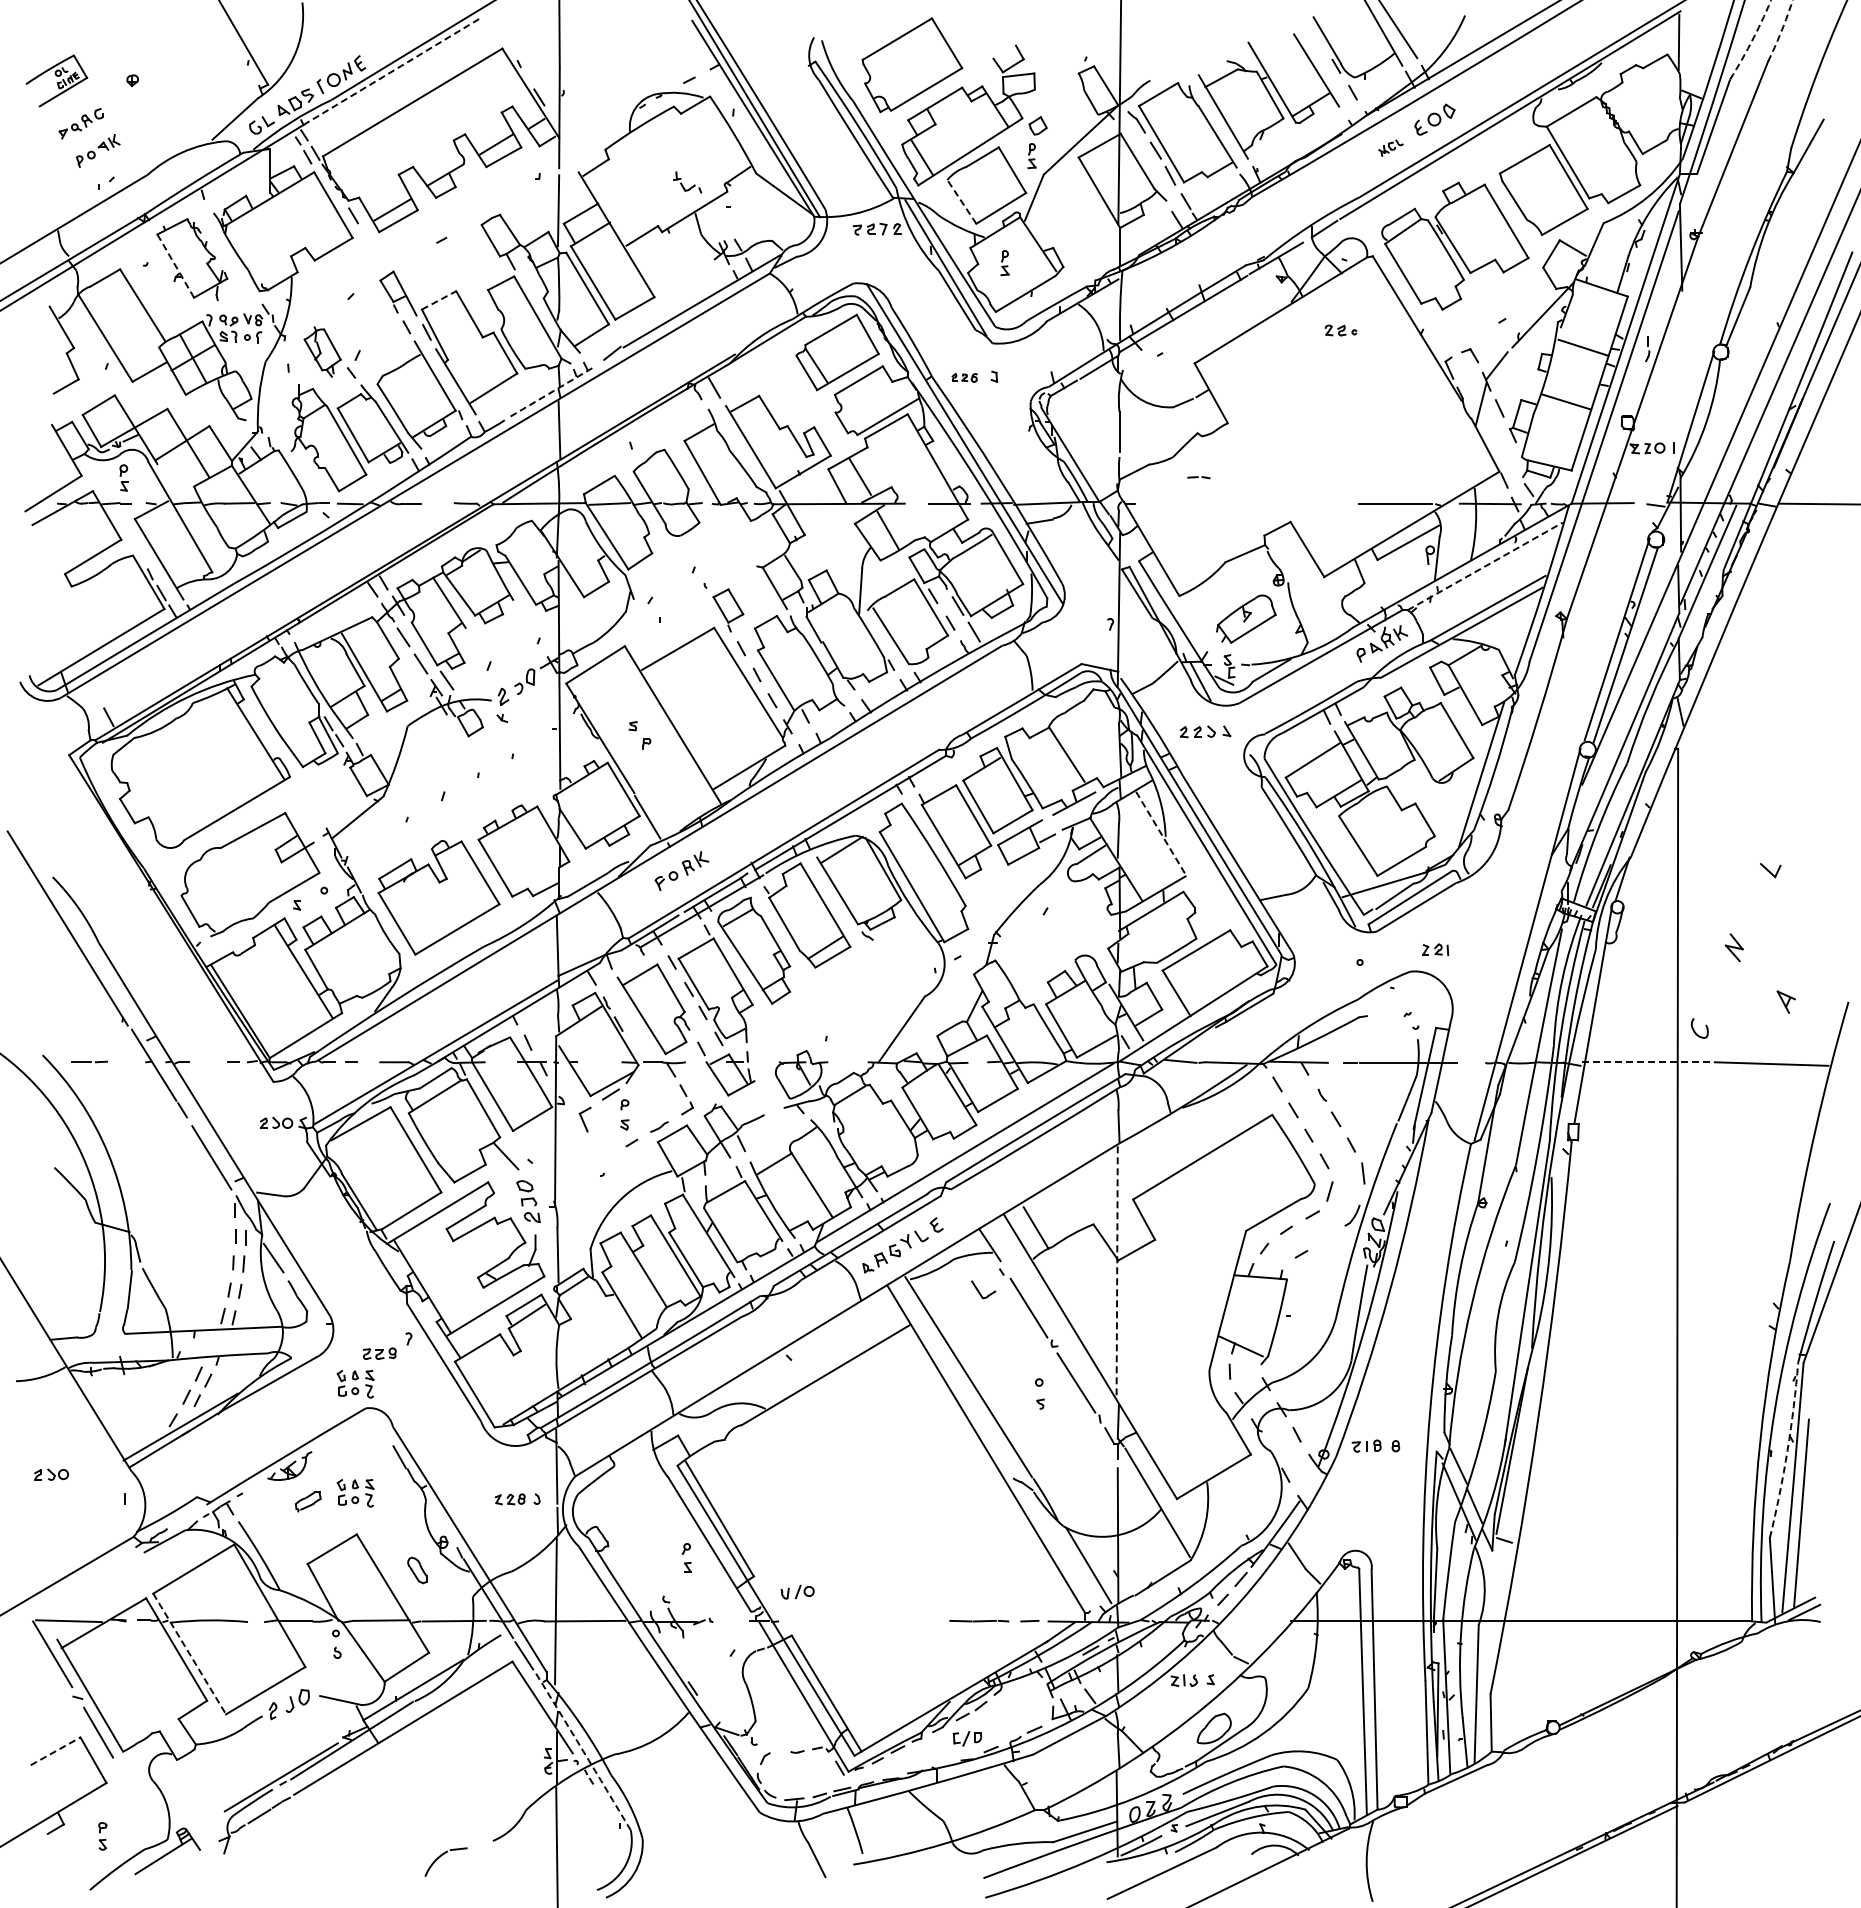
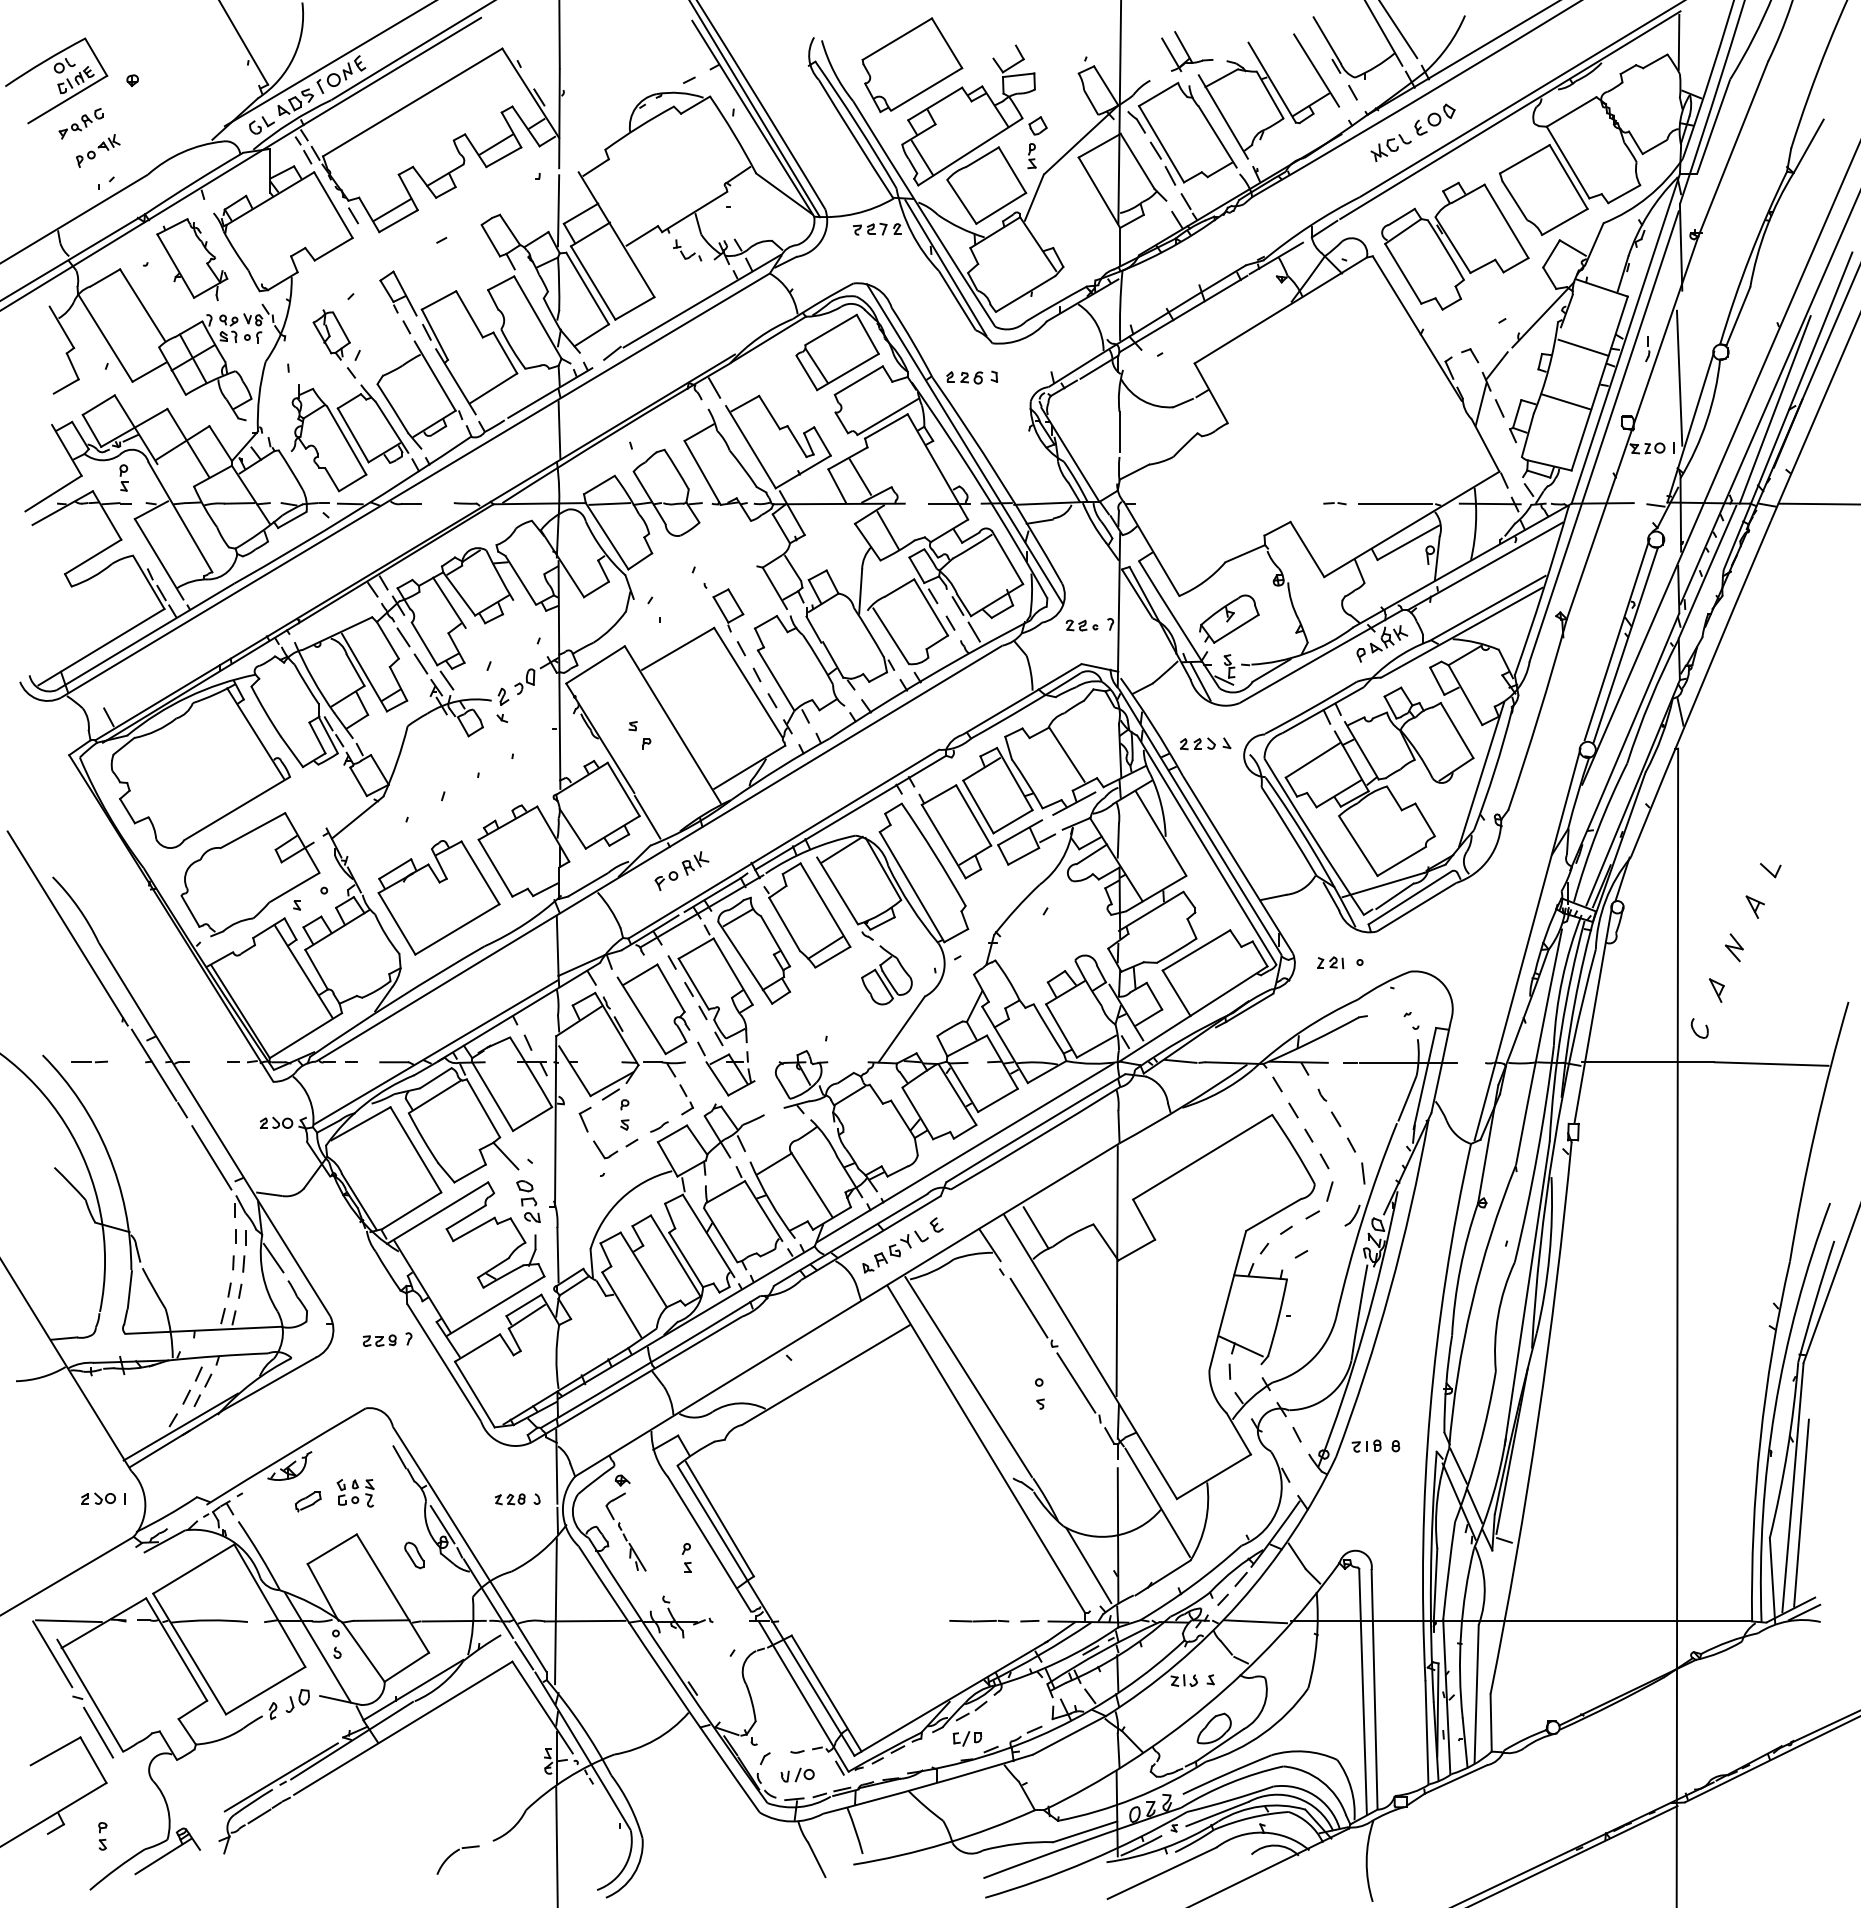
arc: dashed -> solid (1781, 30)
arc: dashed -> solid (1752, 39)
part: none -> present (1187, 51)
line: none -> present (328, 64)
line: dashed -> solid (392, 71)
part size: 64x54 px -> 104x88 px (56, 80)
part size: 26x18 px -> 42x28 px (1390, 147)
part position: (687, 182) -> (687, 250) (687, 250)
line: dashed -> solid (961, 201)
part: present -> none (1004, 263)
line: dashed -> solid (175, 266)
line: dashed -> solid (439, 300)
part position: (1340, 330) -> (1081, 625) (1081, 625)
part position: (322, 351) -> (331, 334) (331, 334)
part size: 27x10 px -> 38x14 px (964, 377)
line: none -> present (1679, 377)
line: dashed -> solid (550, 393)
line: none -> present (1774, 409)
line position: (1198, 477) -> (1334, 503) (1334, 503)
line: dashed -> solid (1485, 566)
part position: (1246, 618) -> (1229, 618) (1229, 618)
part position: (1205, 731) -> (1205, 743) (1205, 743)
line: dashed -> solid (1161, 833)
part position: (1435, 949) -> (1330, 962) (1330, 962)
part: none -> present (886, 975)
part: none -> present (1716, 990)
part position: (1785, 1001) -> (1754, 906) (1754, 906)
line: dashed -> solid (1647, 1062)
line: dashed -> solid (1117, 1271)
part position: (983, 1289) -> (605, 1149) (605, 1149)
part position: (379, 1353) -> (379, 1340) (379, 1340)
part: present -> none (355, 1384)
arc: dashed -> solid (1787, 1450)
part position: (51, 1474) -> (98, 1498) (98, 1498)
part: none -> present (625, 1522)
line: none -> present (442, 1524)
part position: (417, 1570) -> (414, 1555) (414, 1555)
part position: (797, 1591) -> (797, 1774) (797, 1774)
line: none -> present (1255, 1621)
line: none -> present (317, 1647)
line: dashed -> solid (189, 1654)
arc: dashed -> solid (583, 1750)
line: dashed -> solid (56, 1751)
part position: (441, 1856) -> (453, 1854) (453, 1854)
